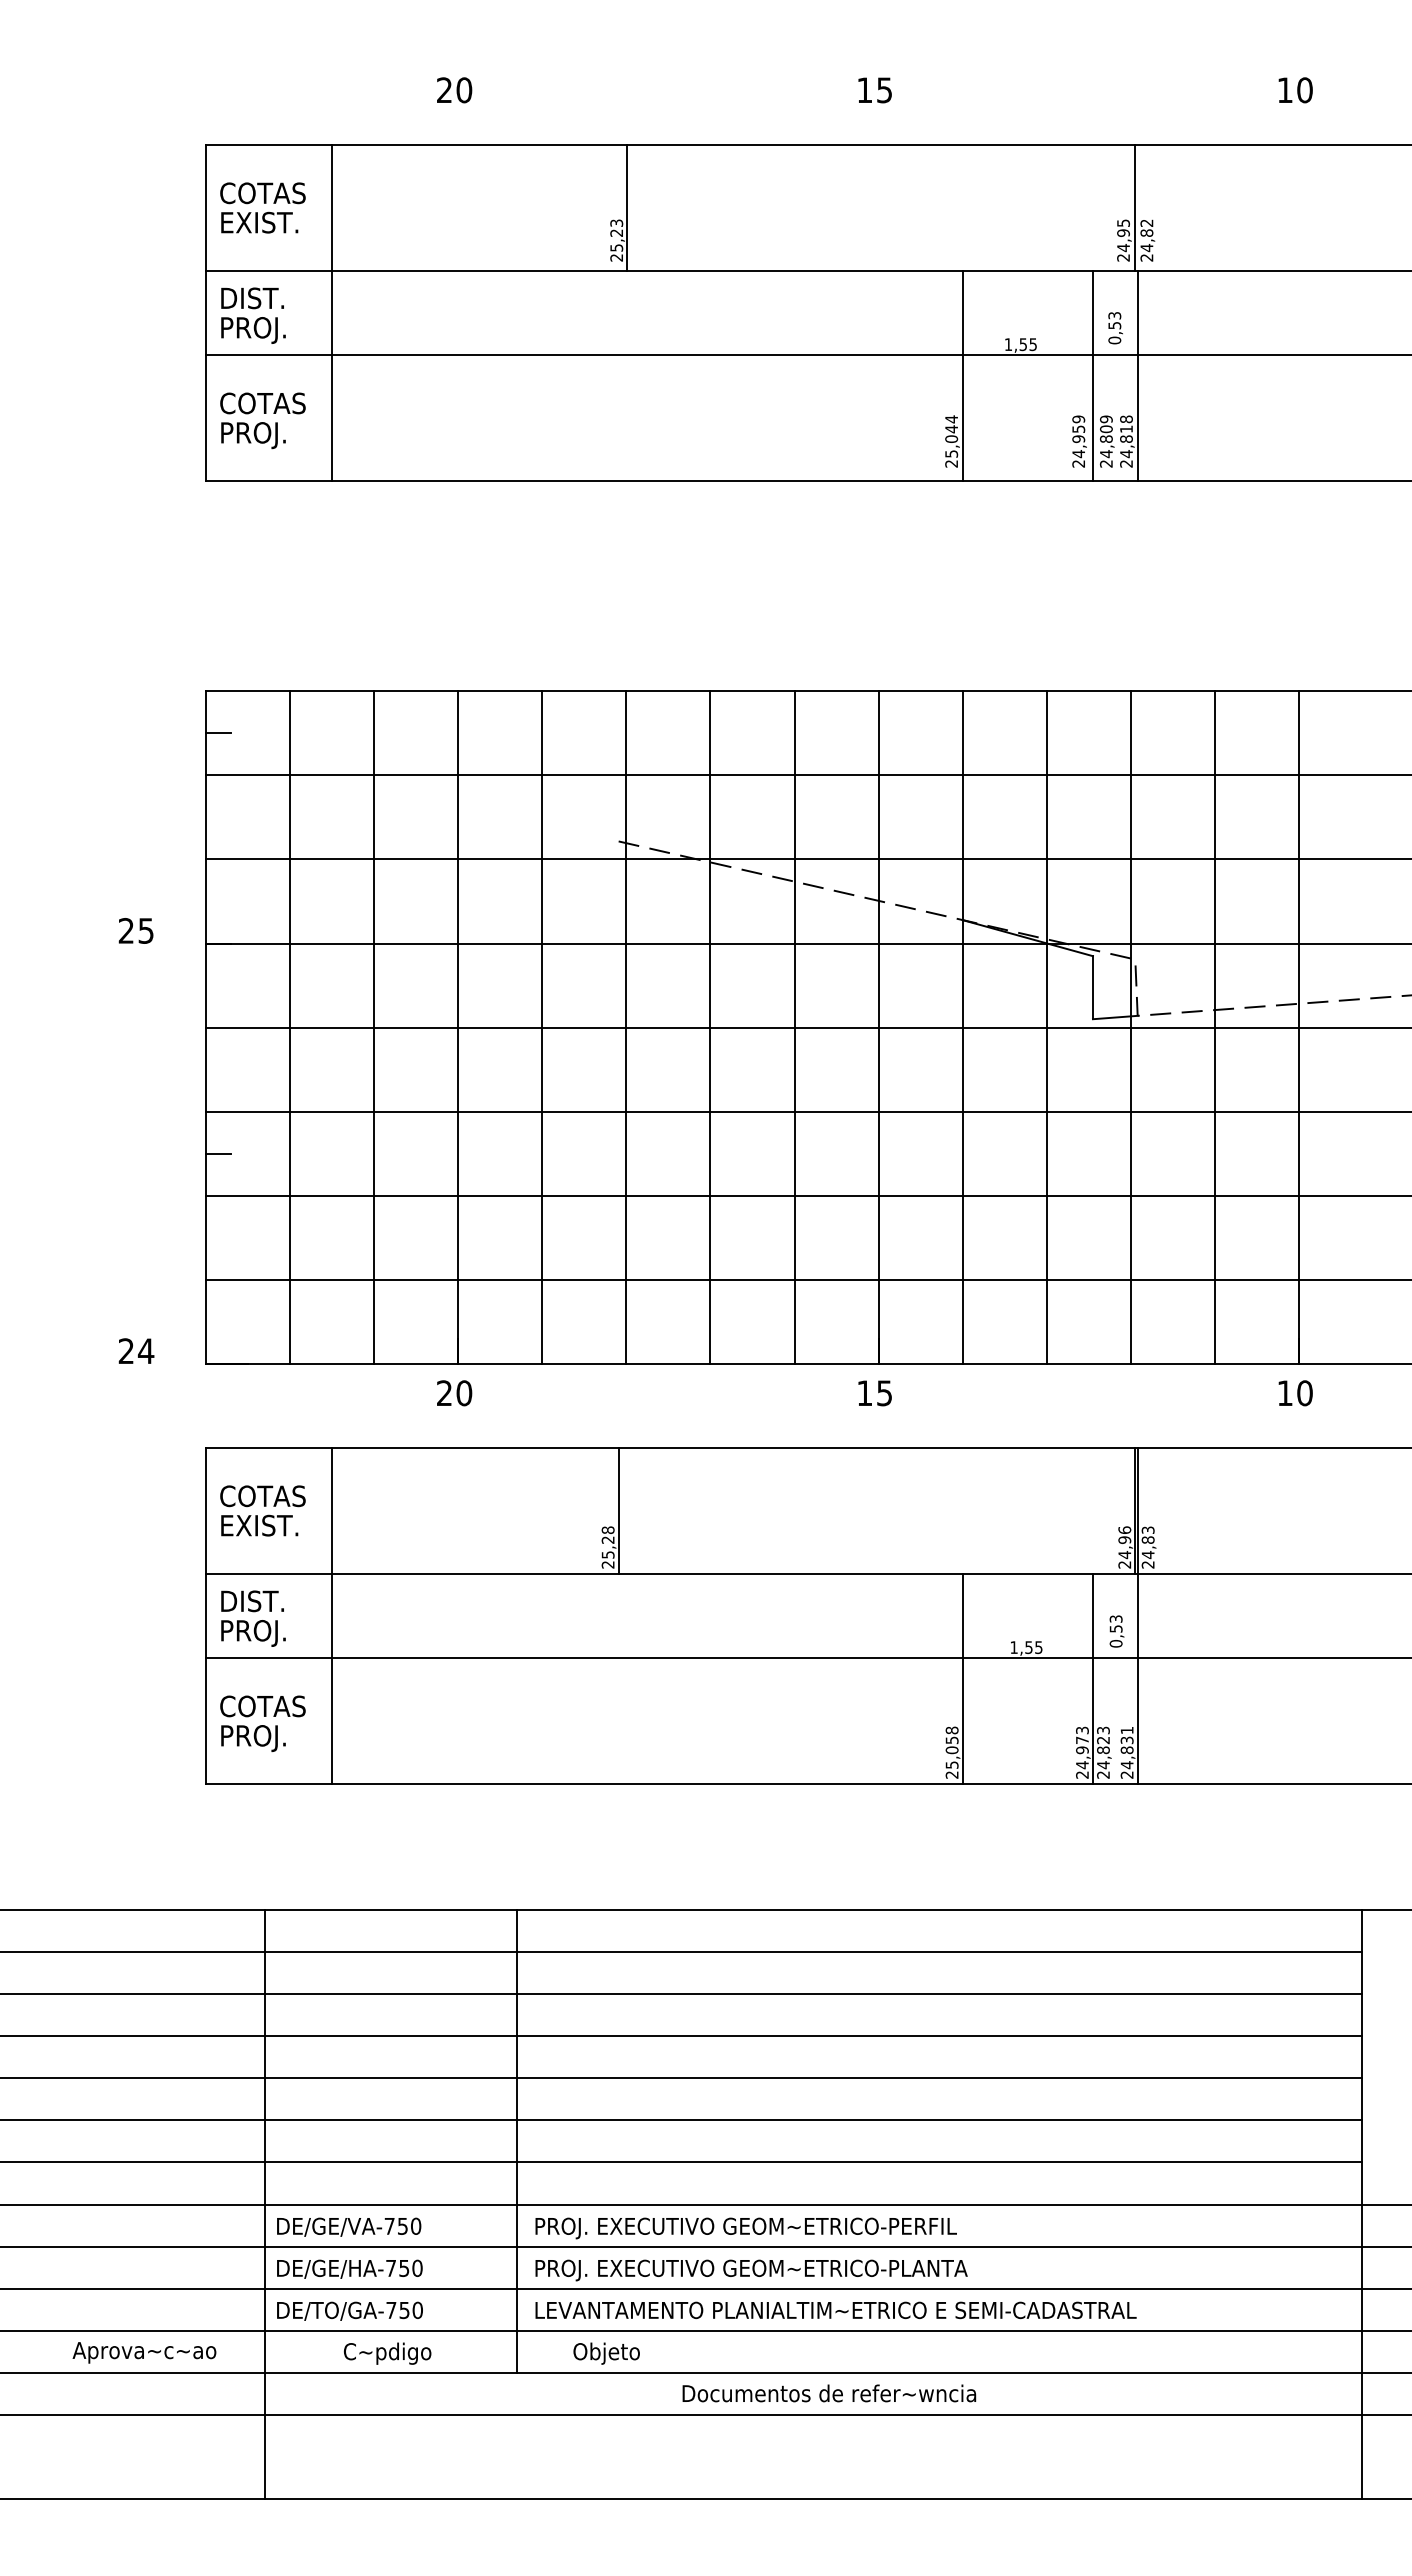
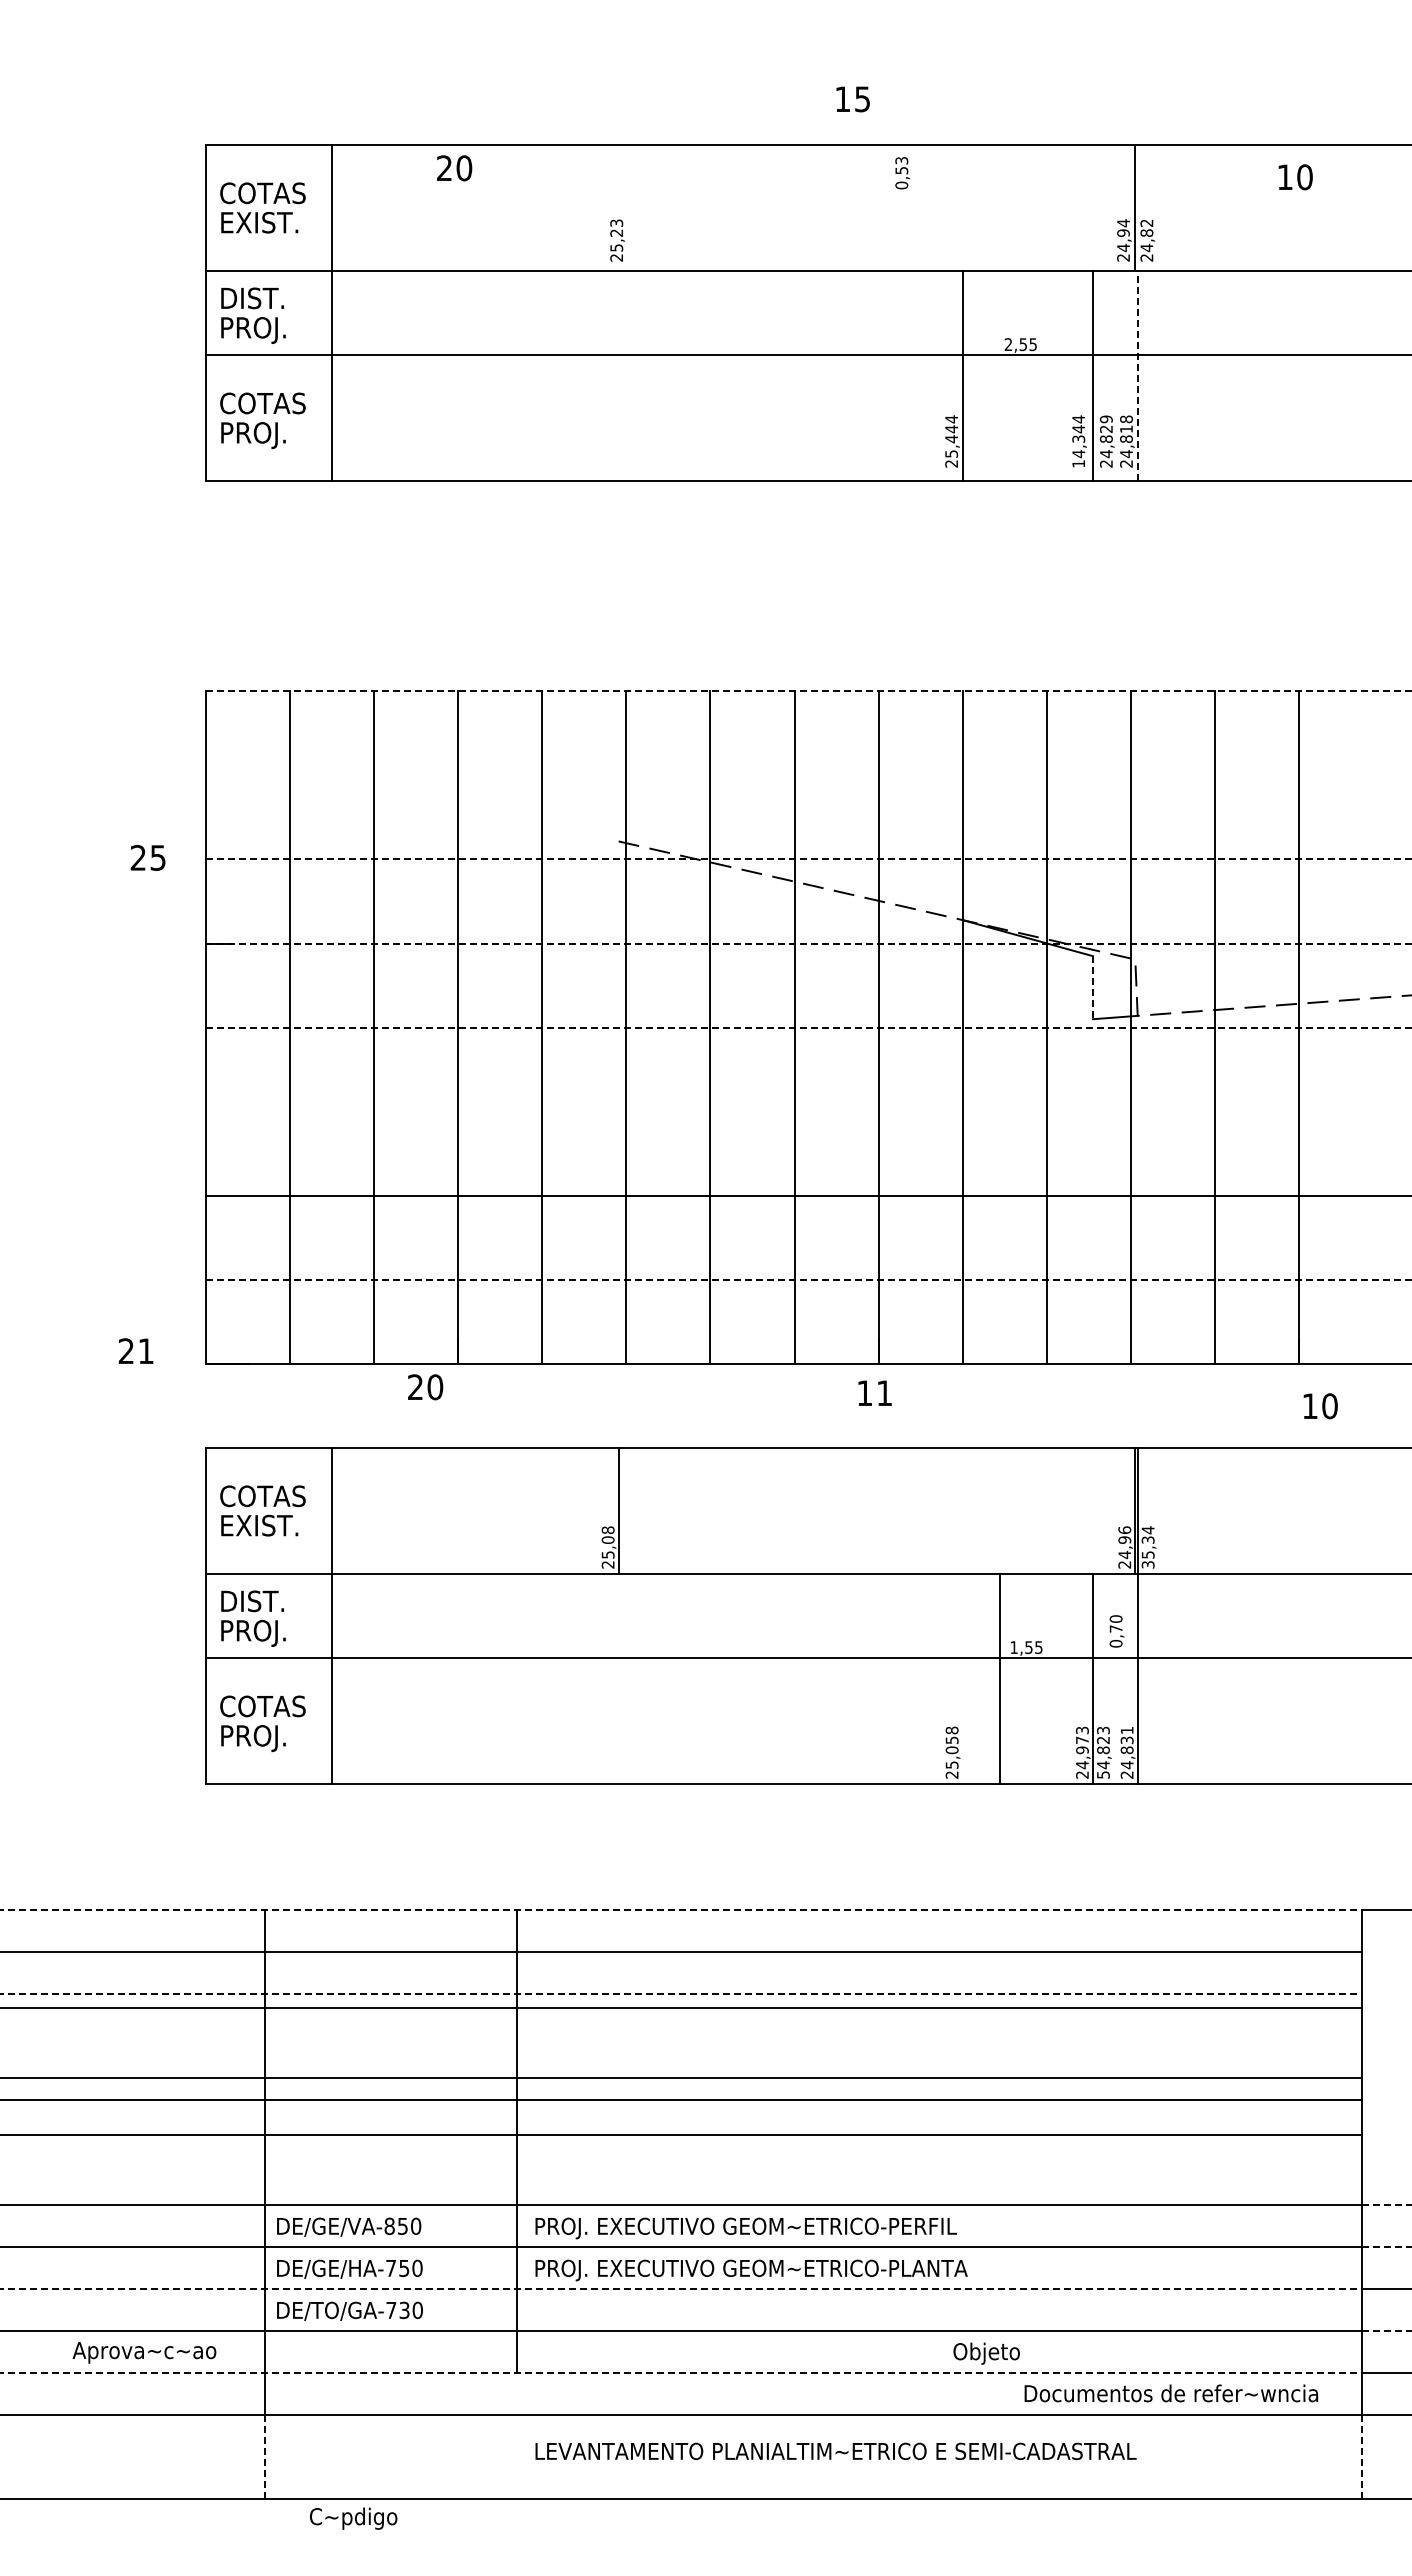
text position: (454, 90) -> (454, 168) (454, 168)
text position: (874, 90) -> (852, 99) (852, 99)
text position: (1295, 90) -> (1295, 177) (1295, 177)
line: present -> none (627, 207)
text: 24,95 -> 24,94 (1123, 223)
text position: (1115, 328) -> (902, 173) (902, 173)
text: 1,55 -> 2,55 (1007, 344)
line: solid -> dashed (1137, 375)
text: 24,809 -> 24,829 (1106, 429)
text: 25,044 -> 25,444 (951, 439)
text: 24,959 -> 14,344 (1078, 441)
line: solid -> dashed (809, 691)
line: present -> none (218, 733)
line: present -> none (807, 775)
line: solid -> dashed (809, 859)
text position: (135, 930) -> (147, 857) (147, 857)
line: solid -> dashed (809, 943)
line: solid -> dashed (1092, 987)
line: solid -> dashed (809, 1027)
line: present -> none (807, 1111)
line: present -> none (218, 1153)
line: solid -> dashed (809, 1279)
text: 24 -> 21 (145, 1350)
text position: (454, 1393) -> (425, 1387) (425, 1387)
text: 15 -> 11 (884, 1393)
text position: (1295, 1393) -> (1320, 1406) (1320, 1406)
text: 25,28 -> 25,08 (607, 1539)
text: 24,83 -> 35,34 (1147, 1547)
text: 0,53 -> 0,70 (1115, 1623)
line position: (962, 1679) -> (999, 1679) (999, 1679)
text: 24,823 -> 54,823 (1103, 1774)
line: solid -> dashed (681, 1910)
line: solid -> dashed (681, 1994)
line position: (681, 2036) -> (681, 2008) (681, 2008)
line position: (681, 2120) -> (681, 2100) (681, 2100)
line position: (681, 2162) -> (681, 2135) (681, 2135)
line: solid -> dashed (1386, 2204)
text: DE/GE/VA-750 -> DE/GE/VA-850 (389, 2225)
line: solid -> dashed (1386, 2246)
line: solid -> dashed (681, 2288)
text: DE/TO/GA-750 -> DE/TO/GA-730 (404, 2309)
text position: (835, 2310) -> (835, 2451) (835, 2451)
line: solid -> dashed (1386, 2330)
text position: (387, 2353) -> (353, 2518) (353, 2518)
text position: (606, 2353) -> (986, 2353) (986, 2353)
line: solid -> dashed (681, 2372)
text position: (829, 2393) -> (1171, 2393) (1171, 2393)
line: solid -> dashed (264, 2457)
line: solid -> dashed (1361, 2457)
